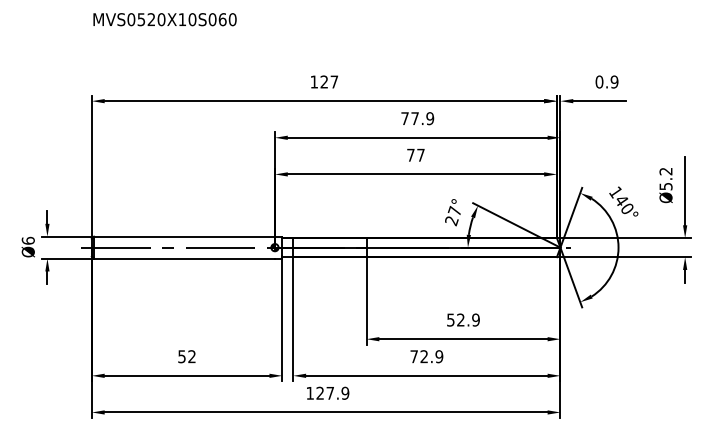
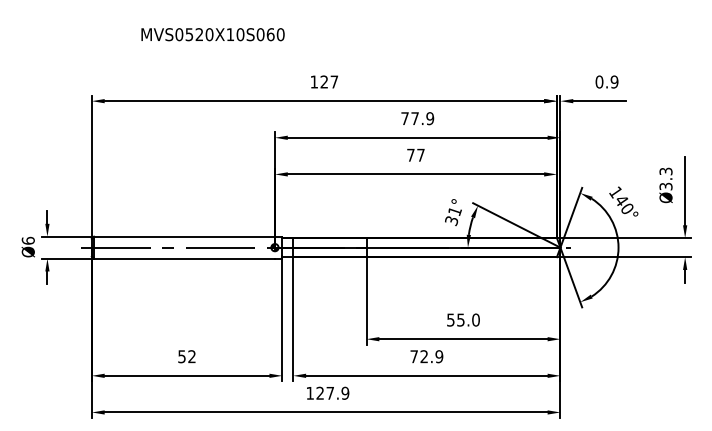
text position: (164, 19) -> (212, 34) (212, 34)
text: Ø5.2 -> Ø3.3 (665, 178)
text: 27° -> 31° (453, 215)
text: 52.9 -> 55.0 (468, 319)
